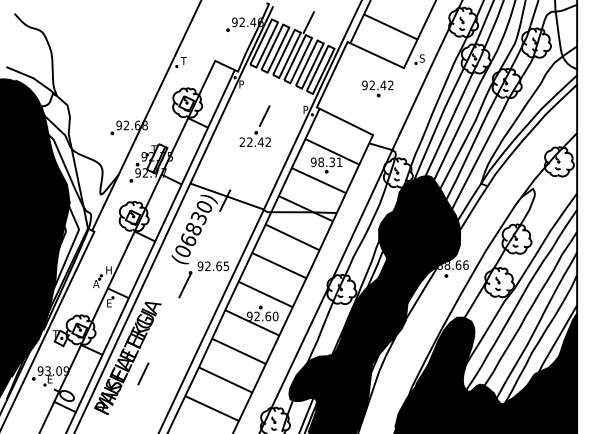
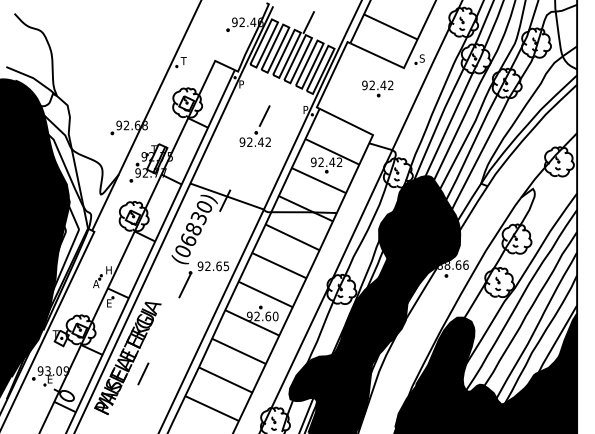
text: 22.42 -> 92.42 (242, 142)
text: 98.31 -> 92.42 (330, 162)
